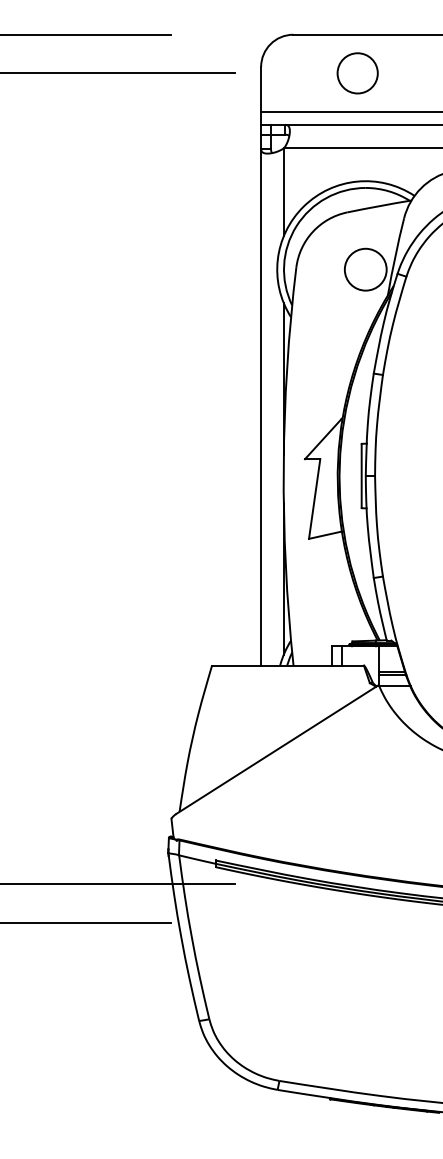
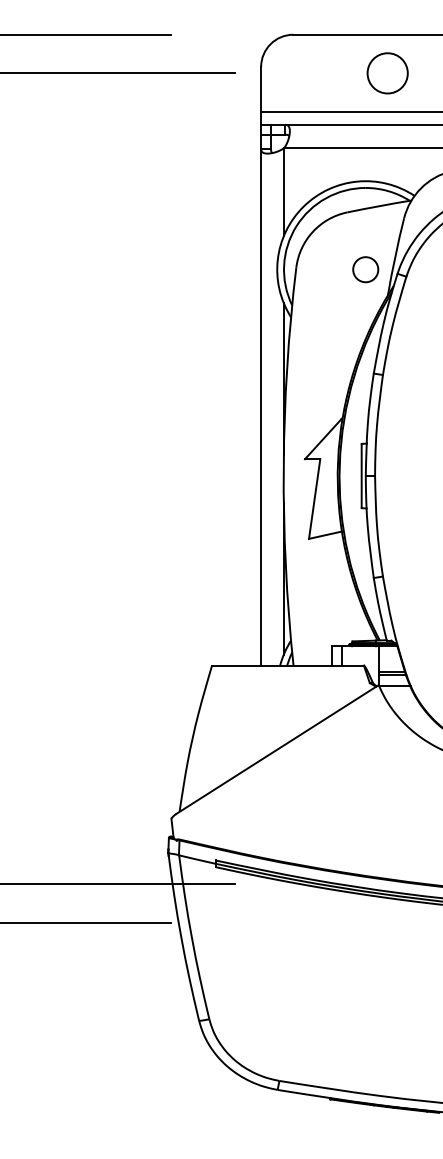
circle position: (357, 73) -> (387, 73) (387, 73)
circle diameter: 42 px -> 25 px (365, 269)
